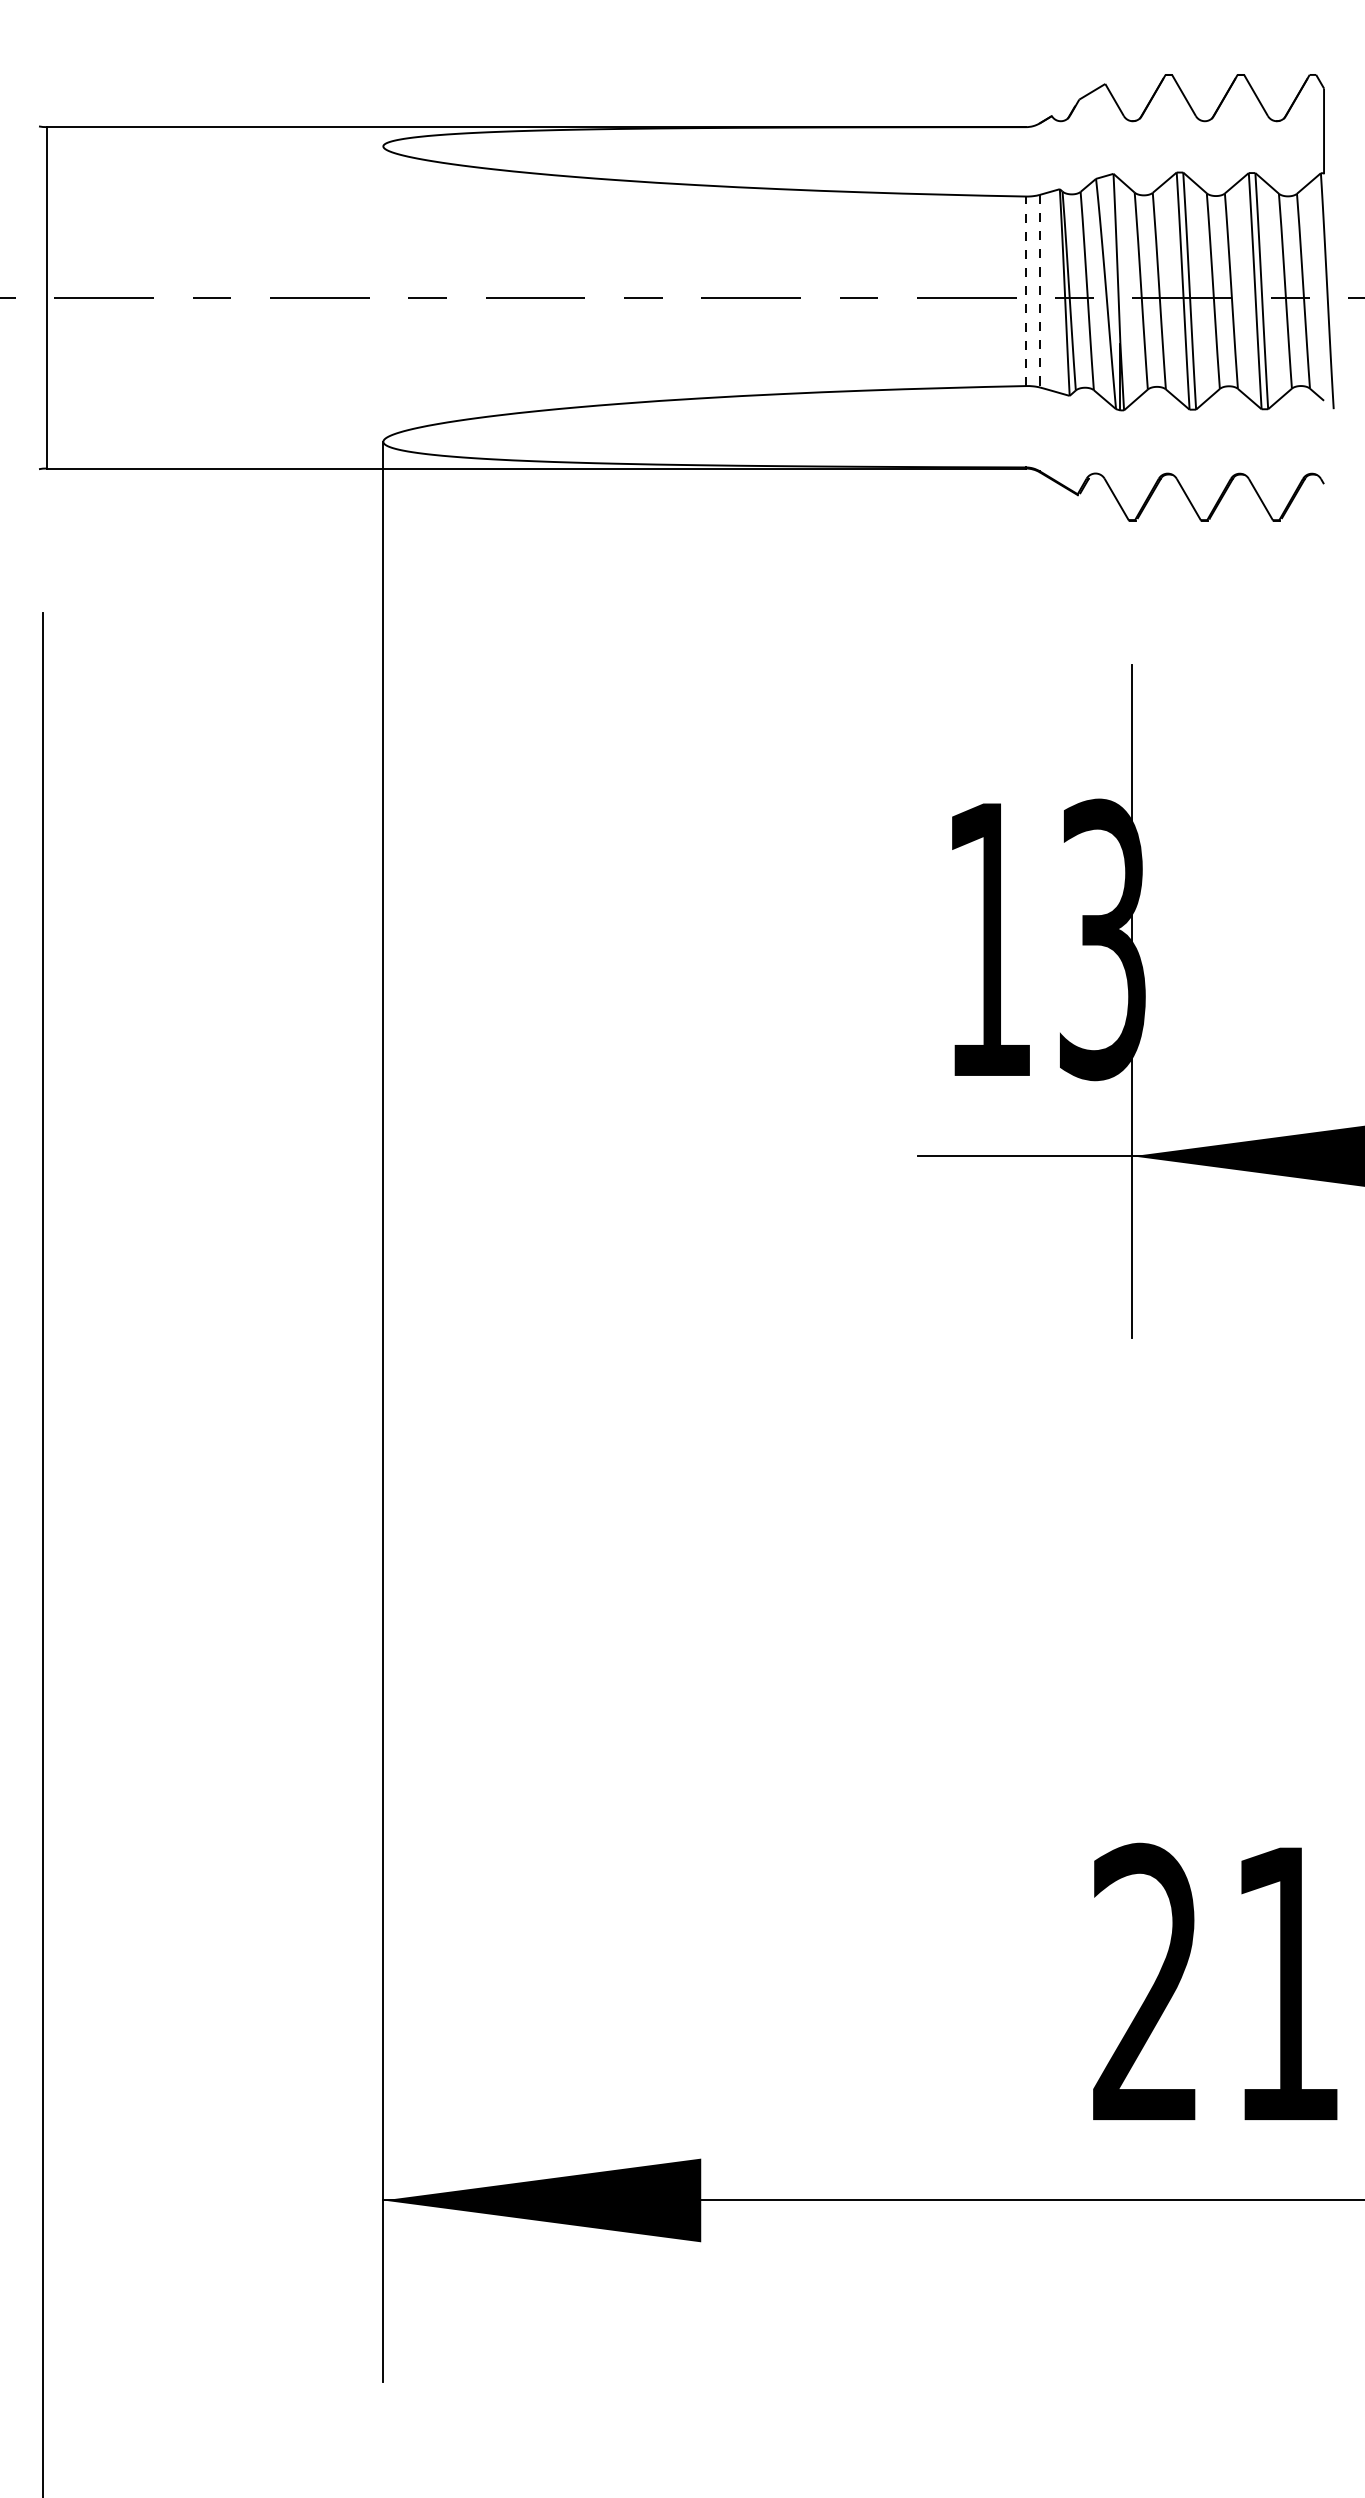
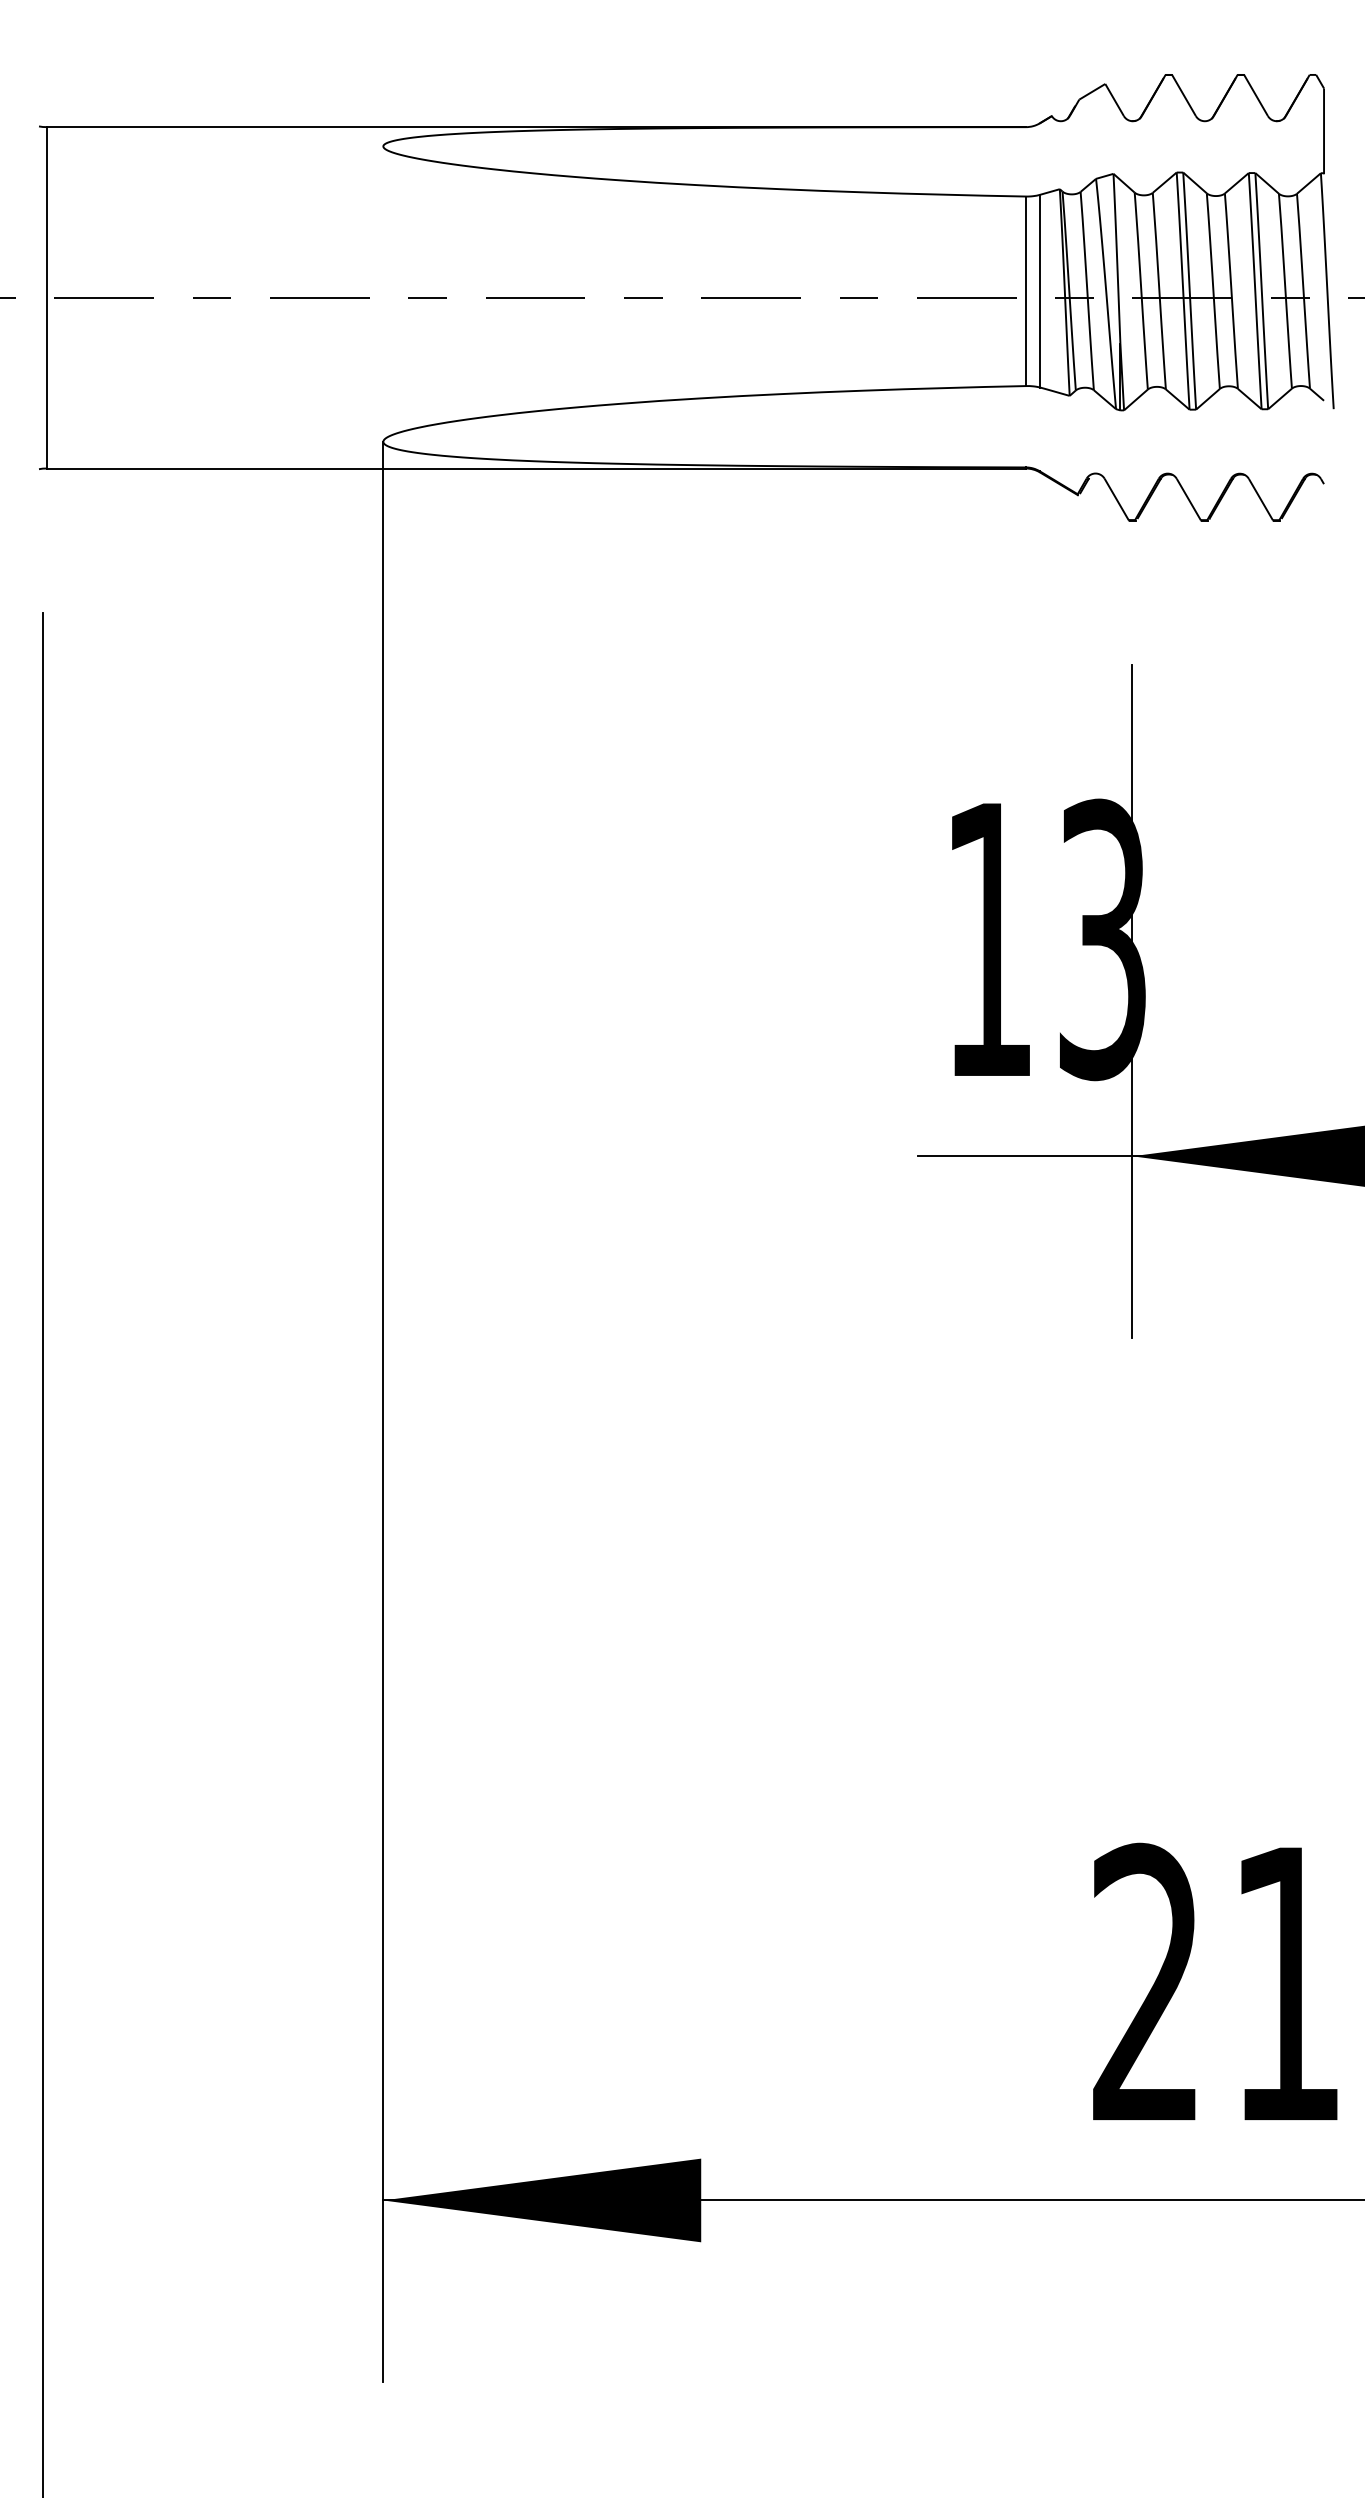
line: dashed -> solid (1025, 291)
line: dashed -> solid (1040, 291)
